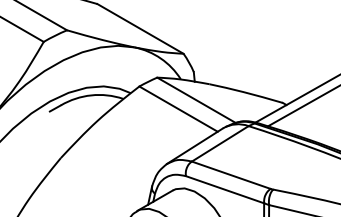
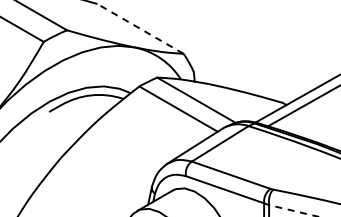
line: solid -> dashed (140, 28)
line: solid -> dashed (294, 211)
